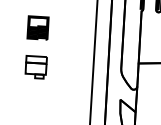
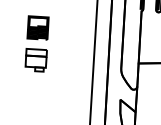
part position: (35, 67) -> (35, 60) (35, 60)
